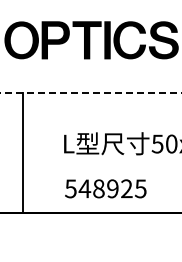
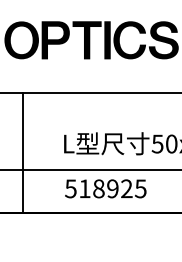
line: dashed -> solid (91, 92)
line: none -> present (90, 170)
text: 548925 -> 518925 (84, 188)
